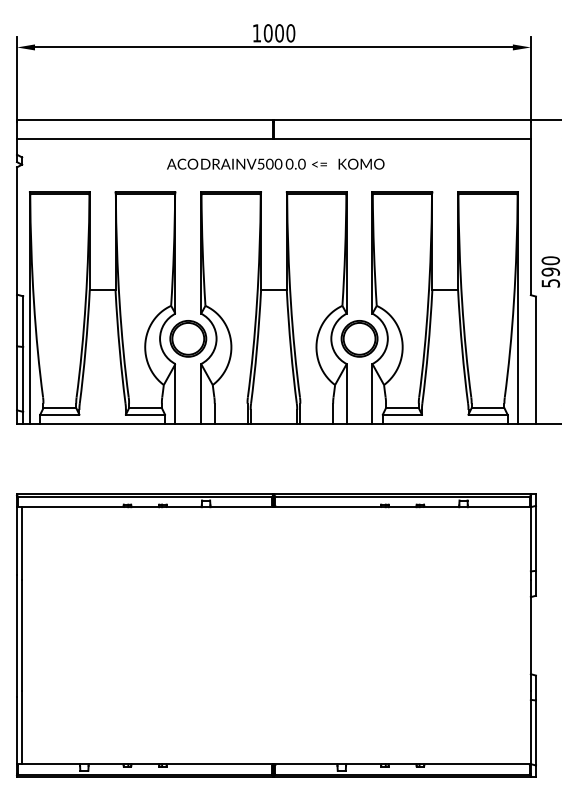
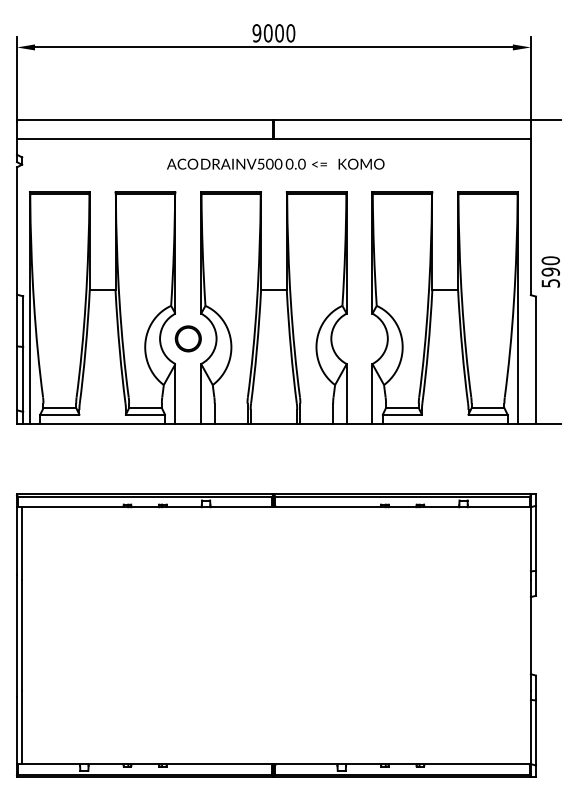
text: 1000 -> 9000 (256, 33)
part size: 39x38 px -> 28x28 px (187, 338)
part: present -> none (359, 338)
